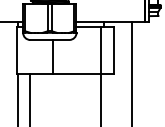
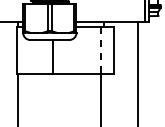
line: solid -> dashed (101, 50)
line position: (131, 72) -> (137, 72) (137, 72)
line: present -> none (29, 98)
